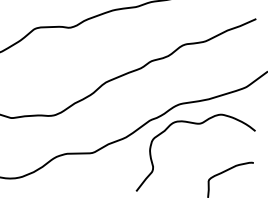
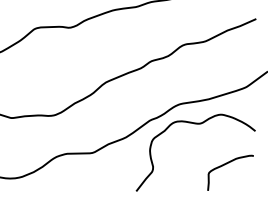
curve position: (227, 171) -> (227, 164) (227, 164)
